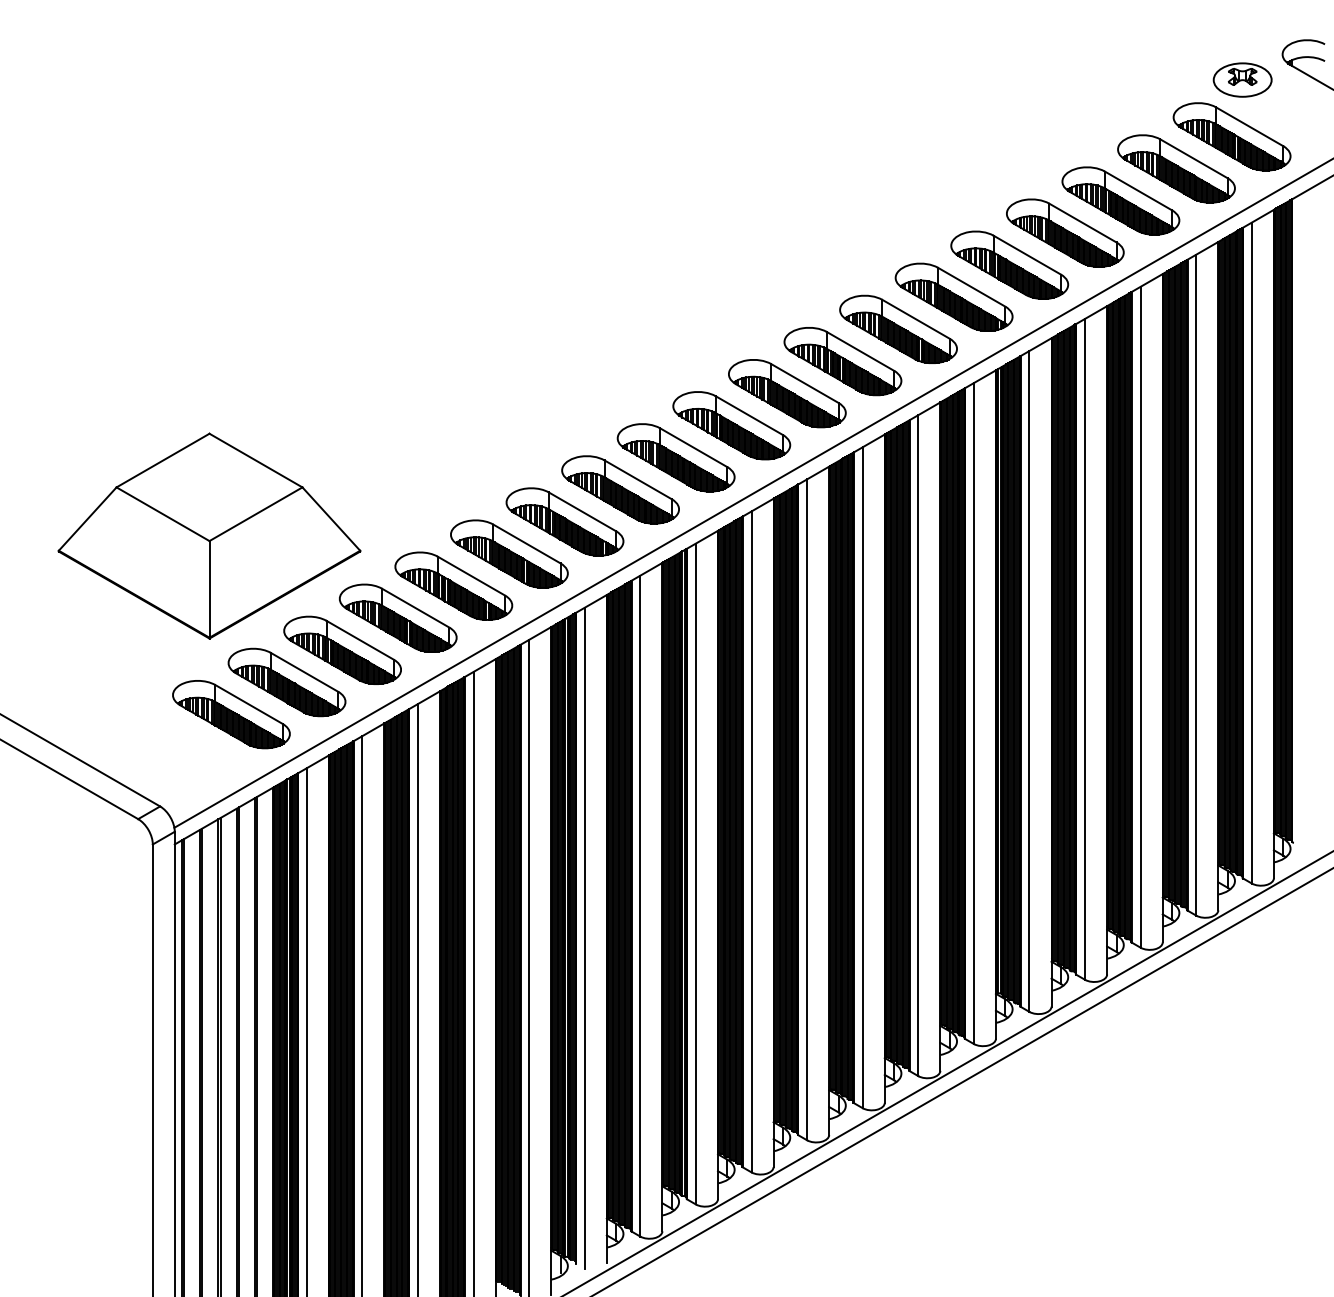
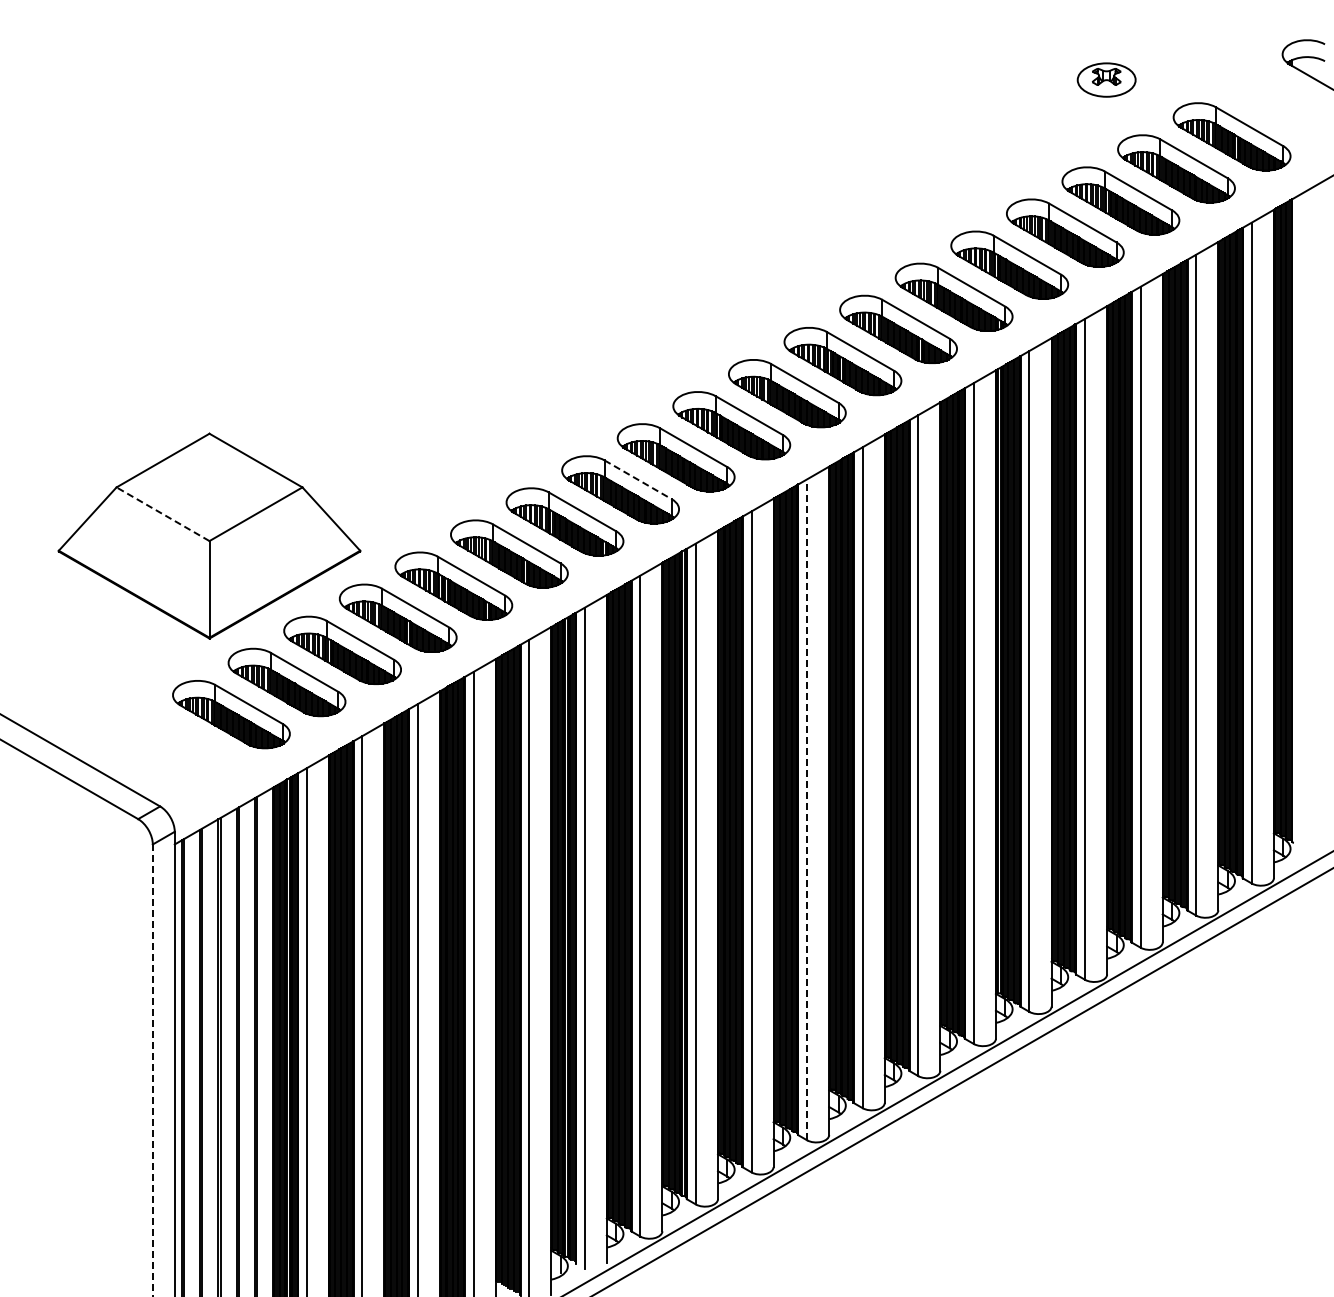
part position: (1242, 79) -> (1106, 79) (1106, 79)
line: solid -> dashed (638, 479)
line: present -> none (752, 493)
line: solid -> dashed (163, 514)
line: solid -> dashed (807, 809)
line: solid -> dashed (152, 1070)
